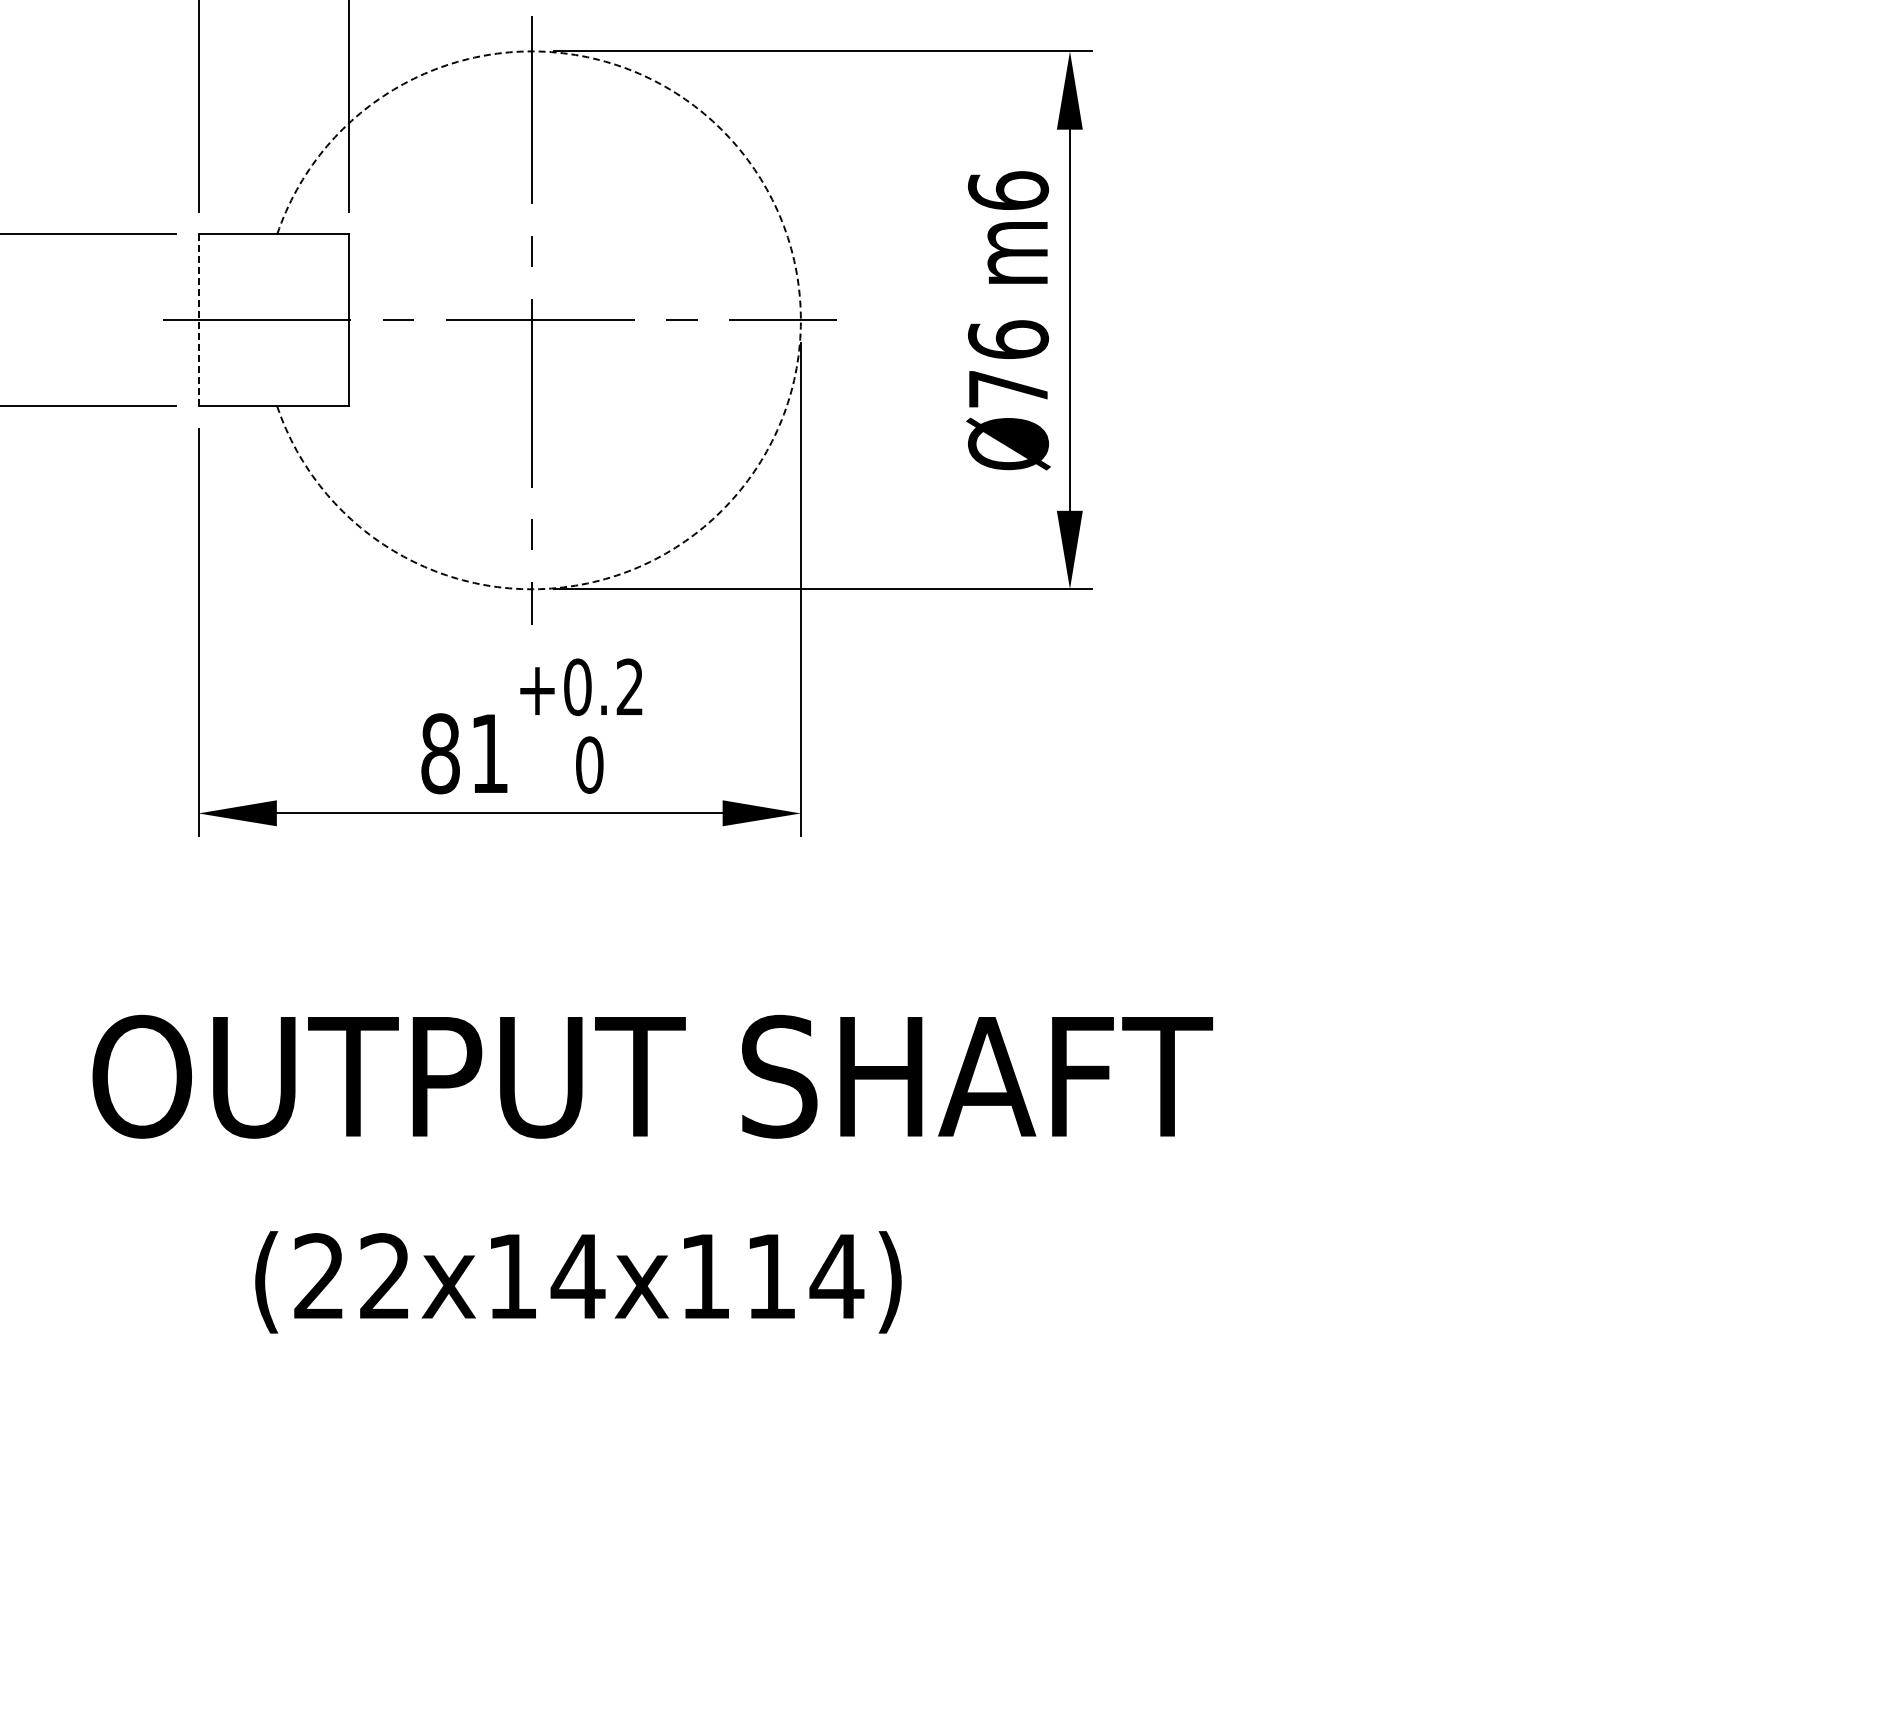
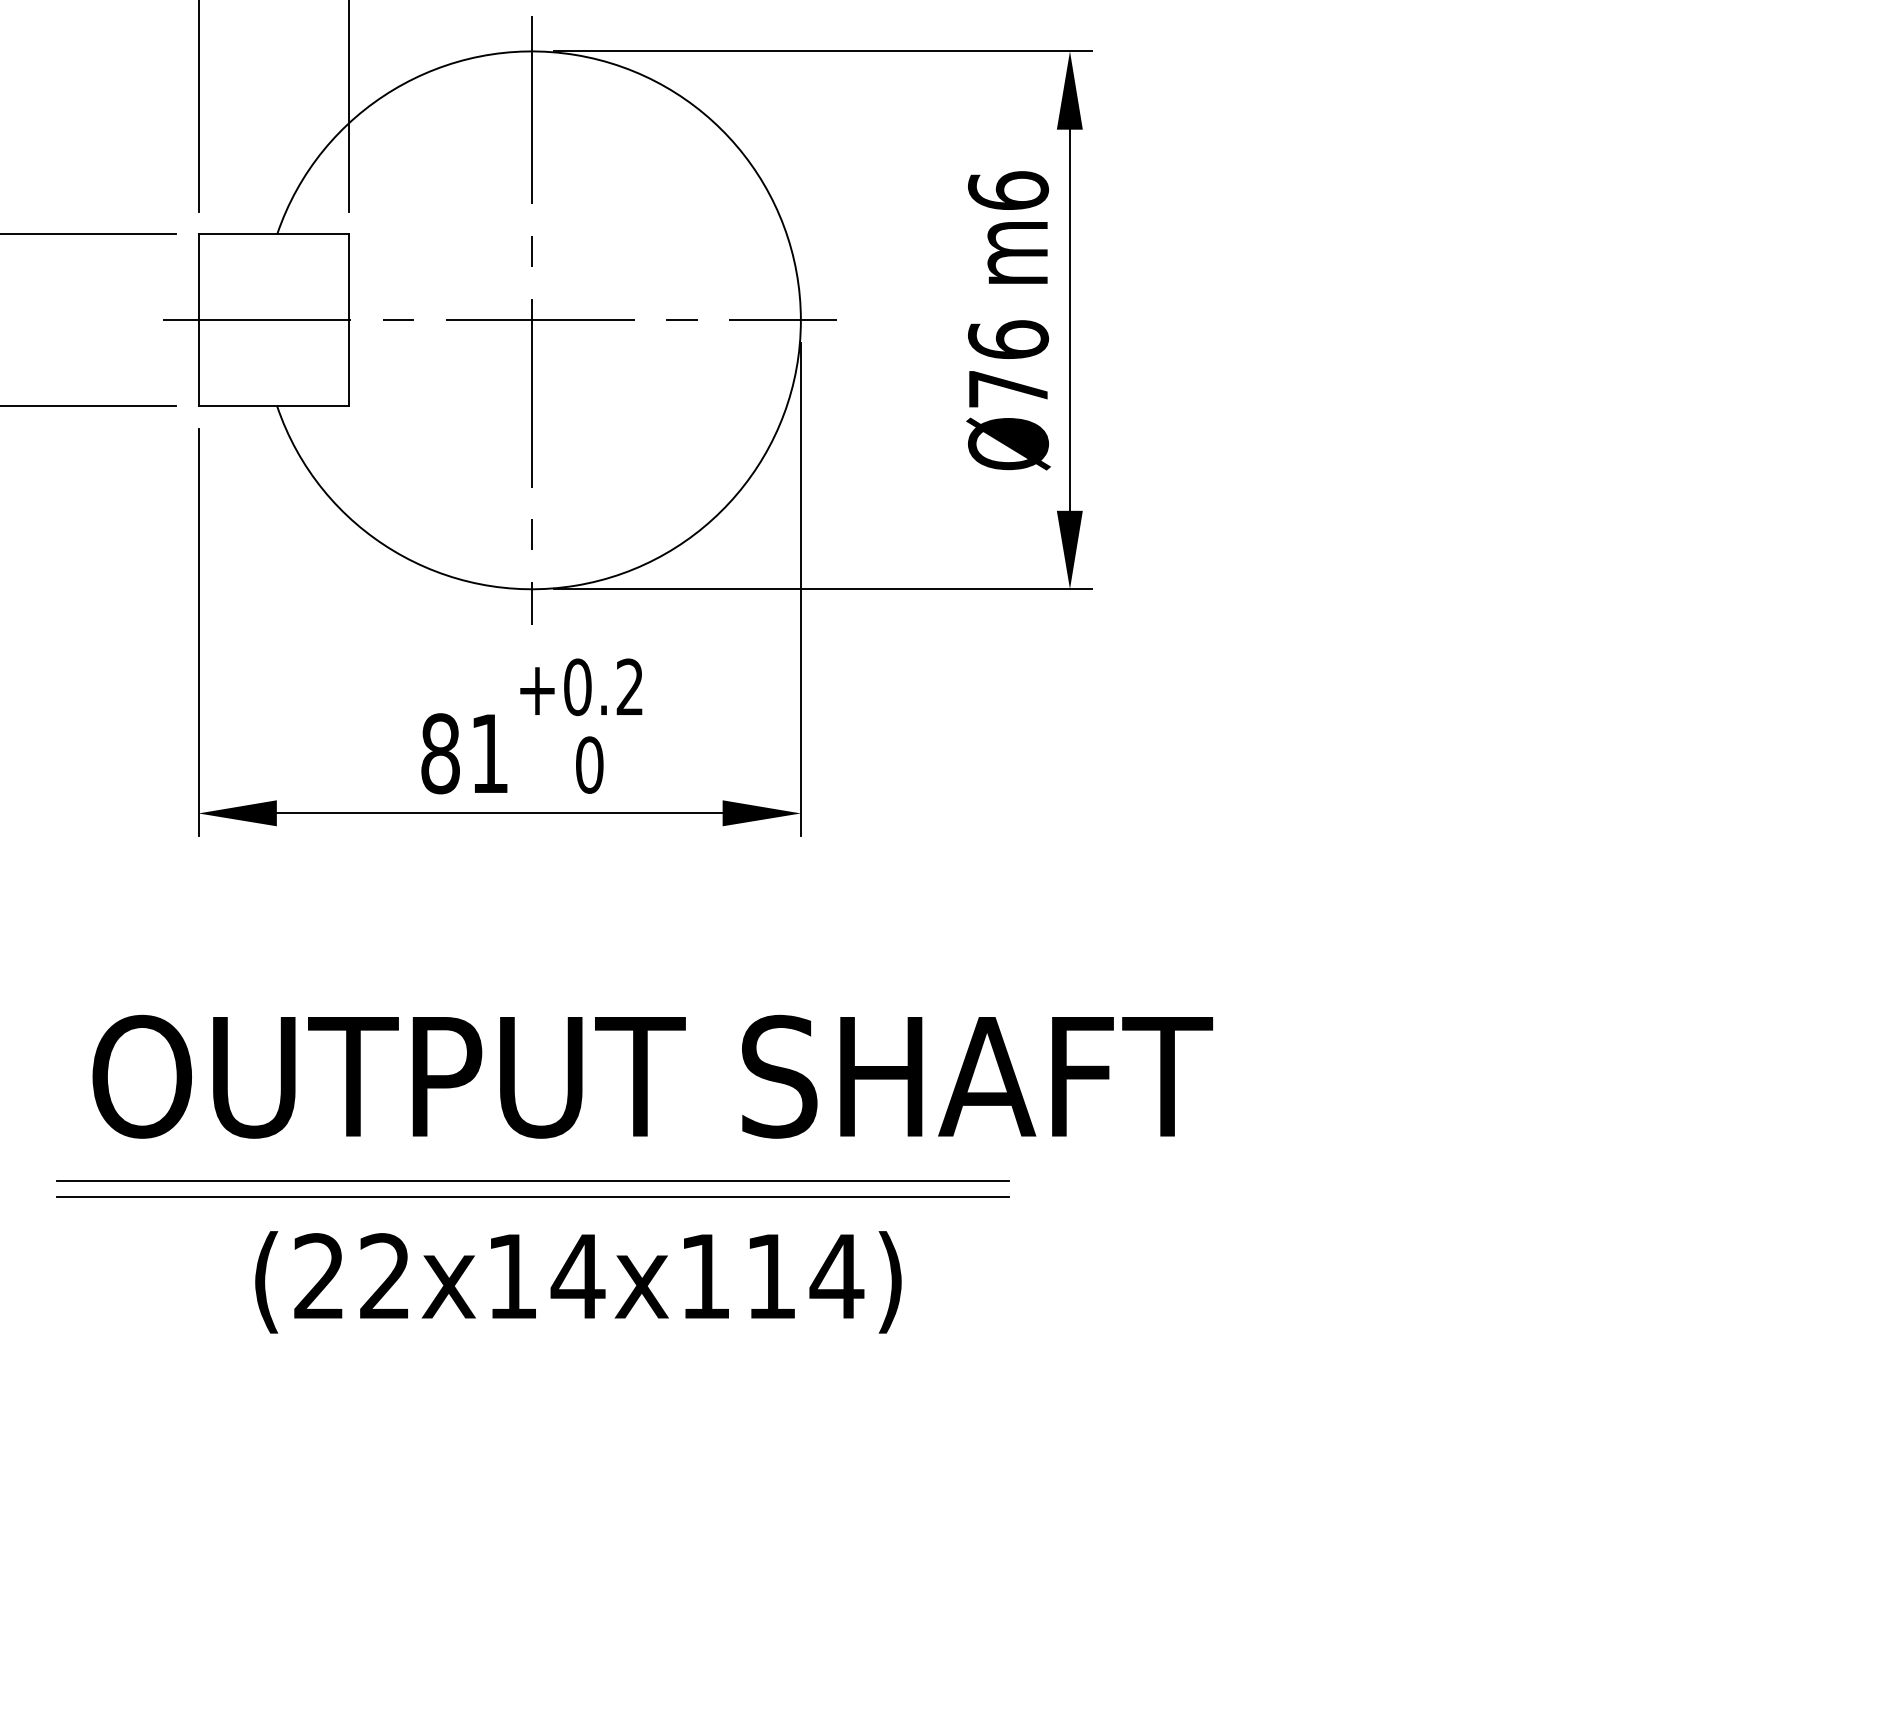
line: dashed -> solid (198, 320)
arc: dashed -> solid (800, 320)
line: none -> present (533, 1180)
line: none -> present (533, 1196)
